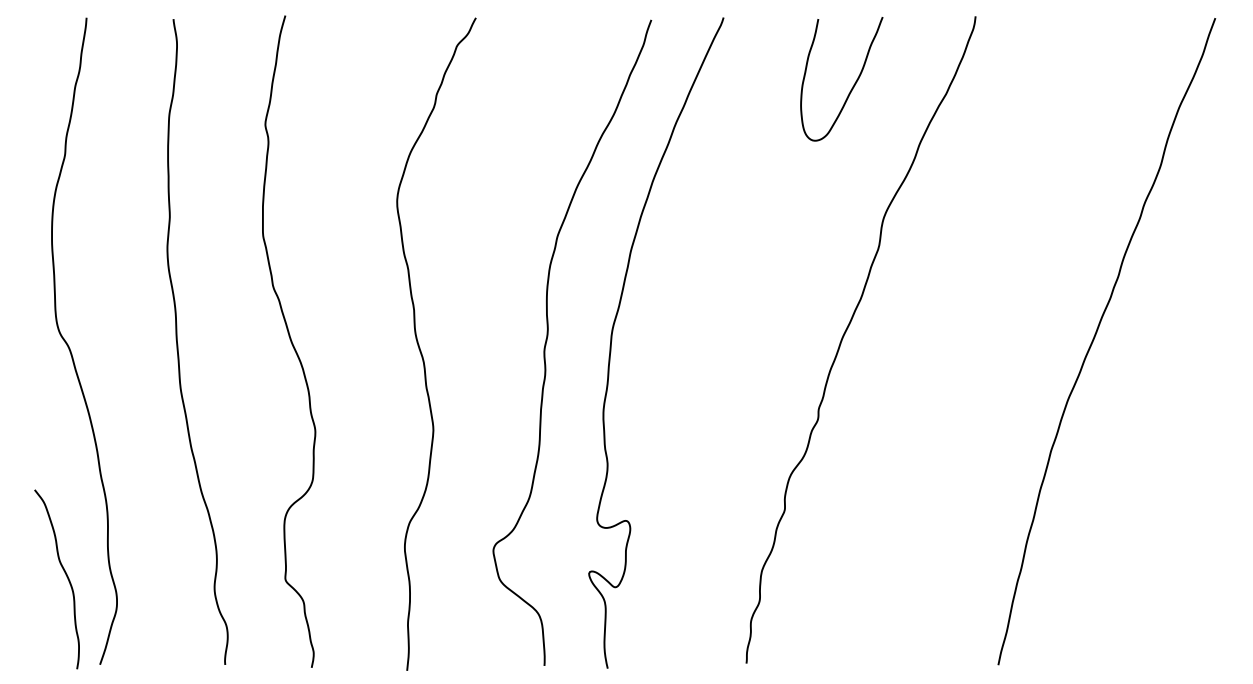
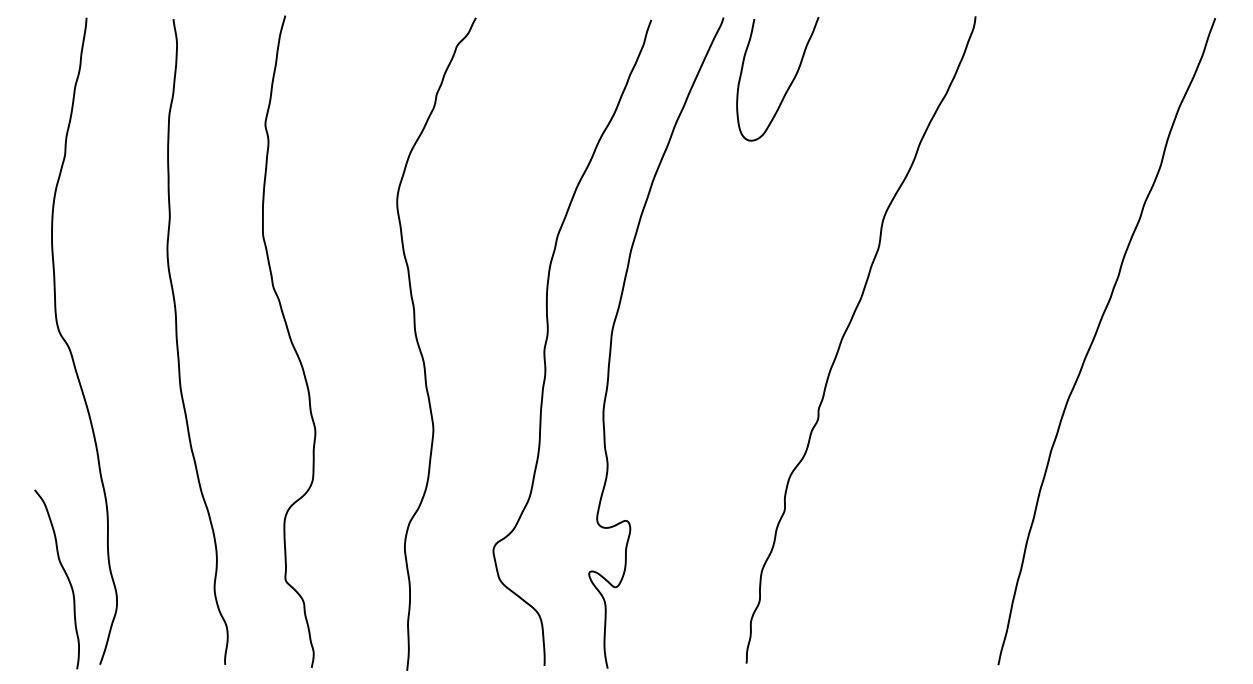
curve position: (853, 84) -> (789, 84) (789, 84)
